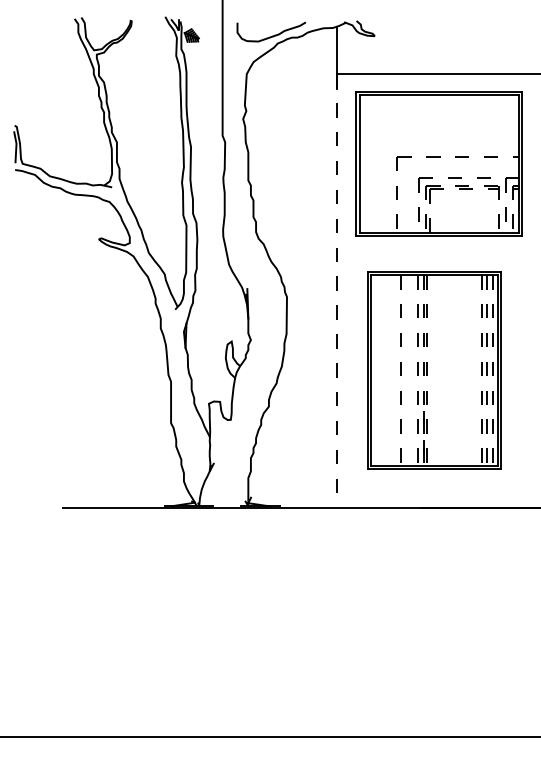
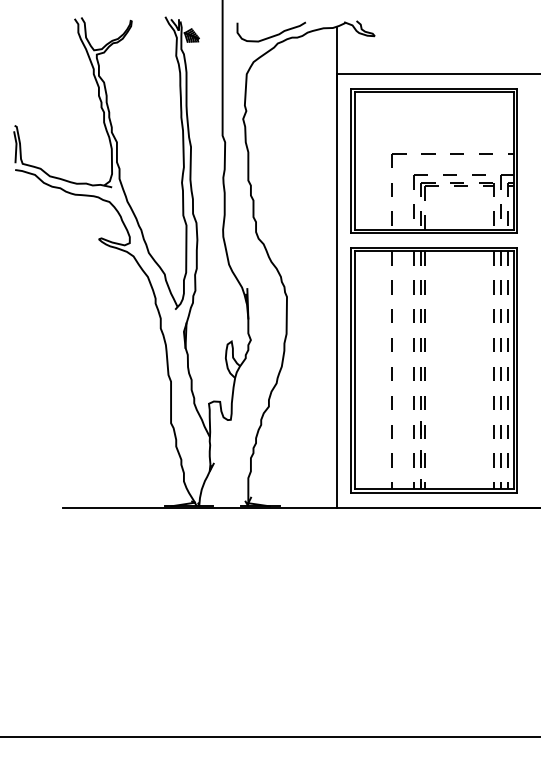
part position: (438, 163) -> (433, 160) (433, 160)
line: dashed -> solid (336, 290)
part size: 135x199 px -> 168x247 px (433, 370)
